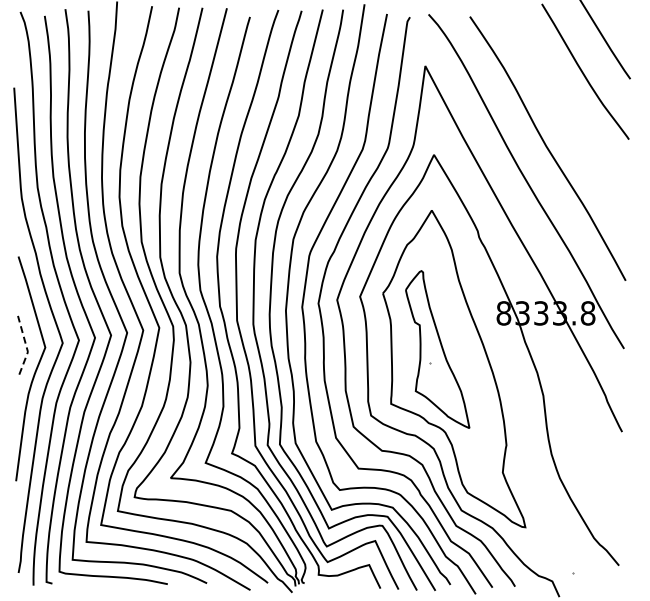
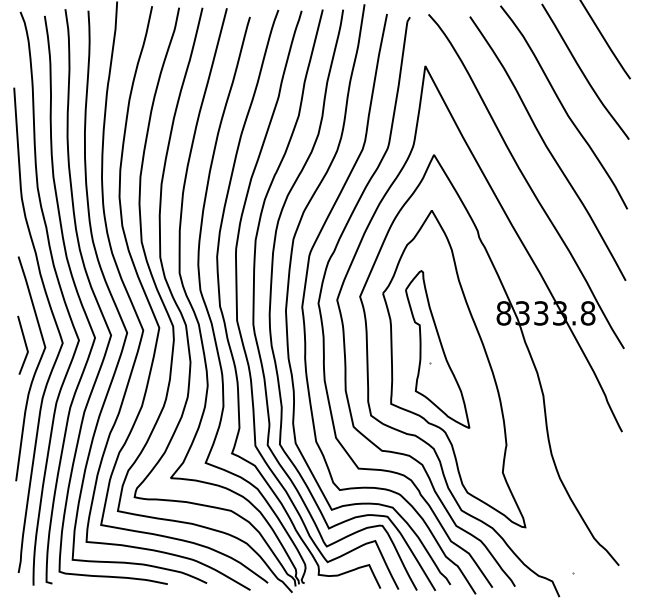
curve: none -> present (564, 107)
line: dashed -> solid (26, 346)
